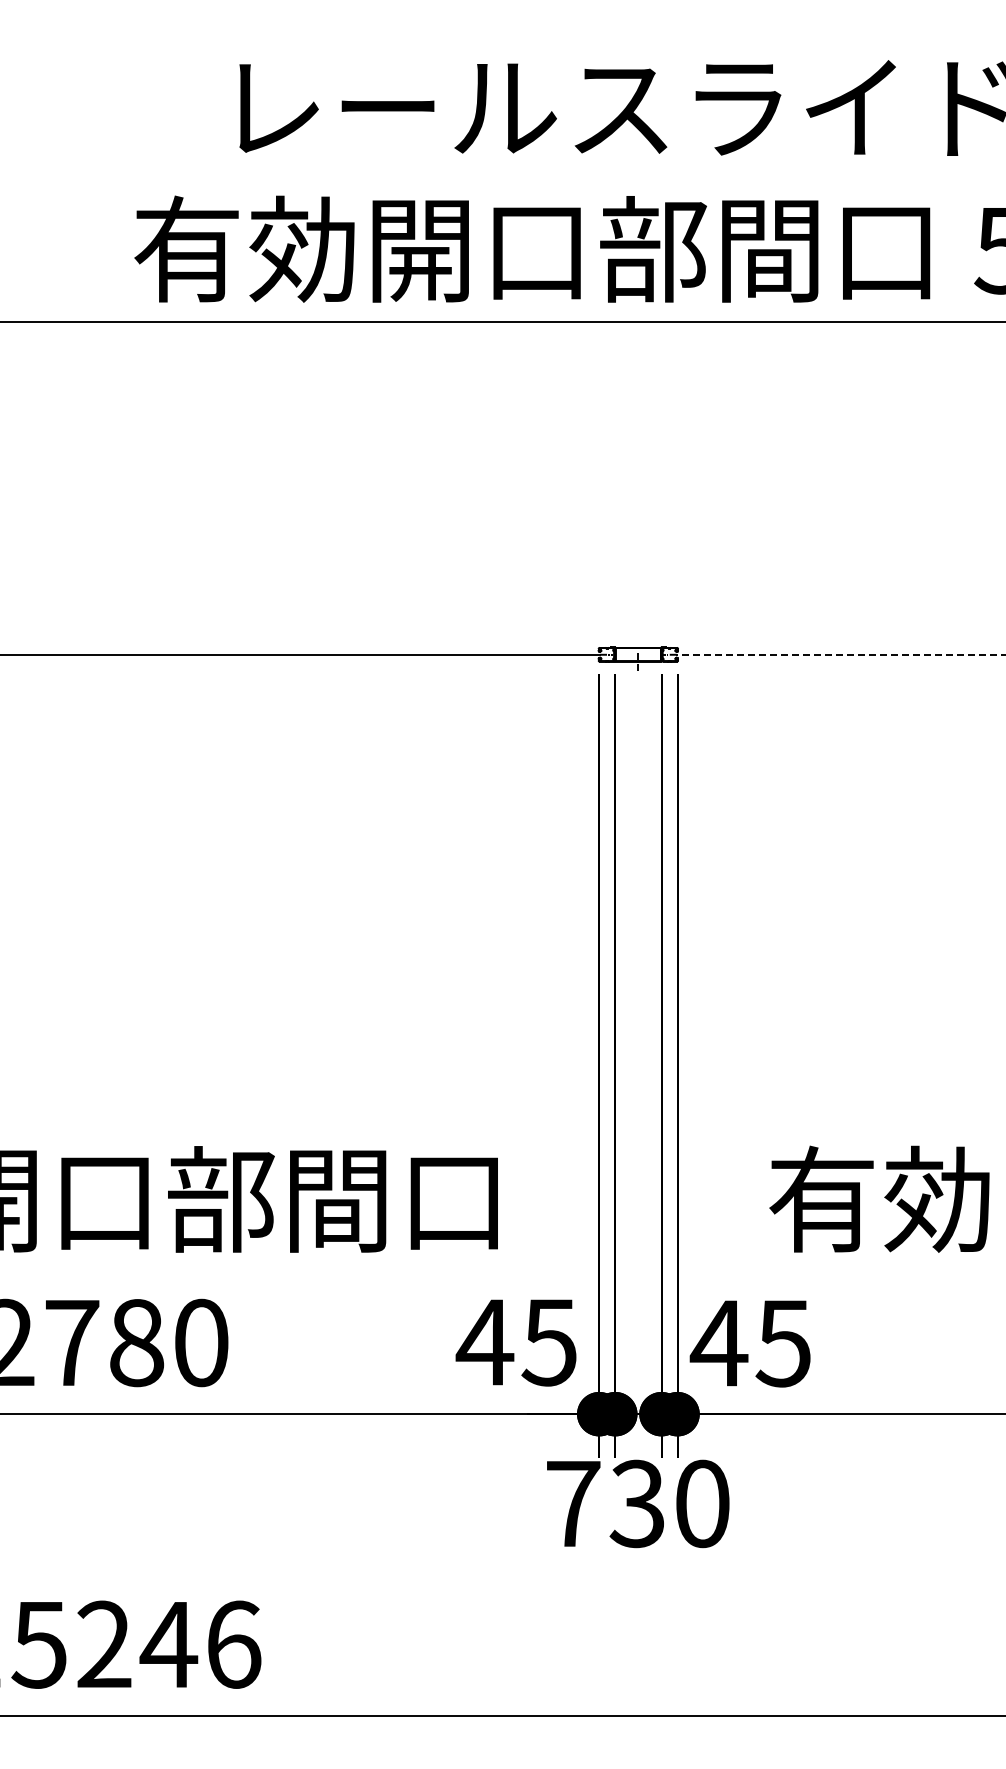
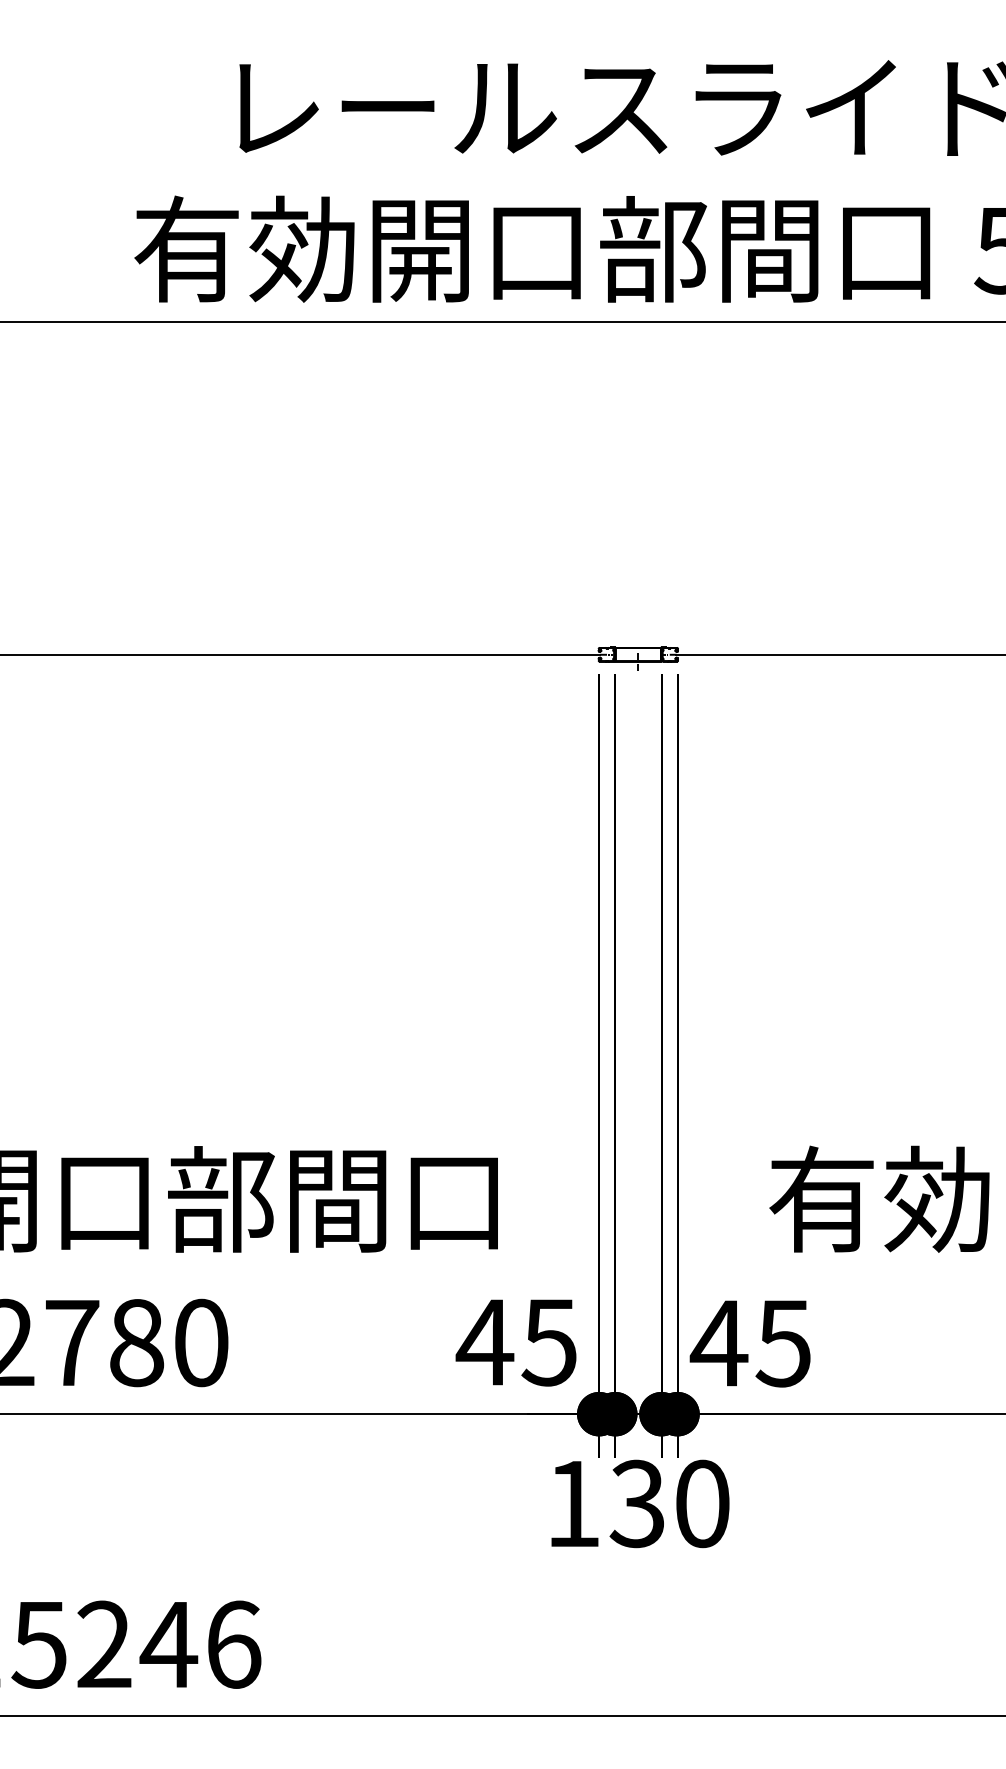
line: dashed -> solid (840, 654)
text: 730 -> 130 (573, 1503)
